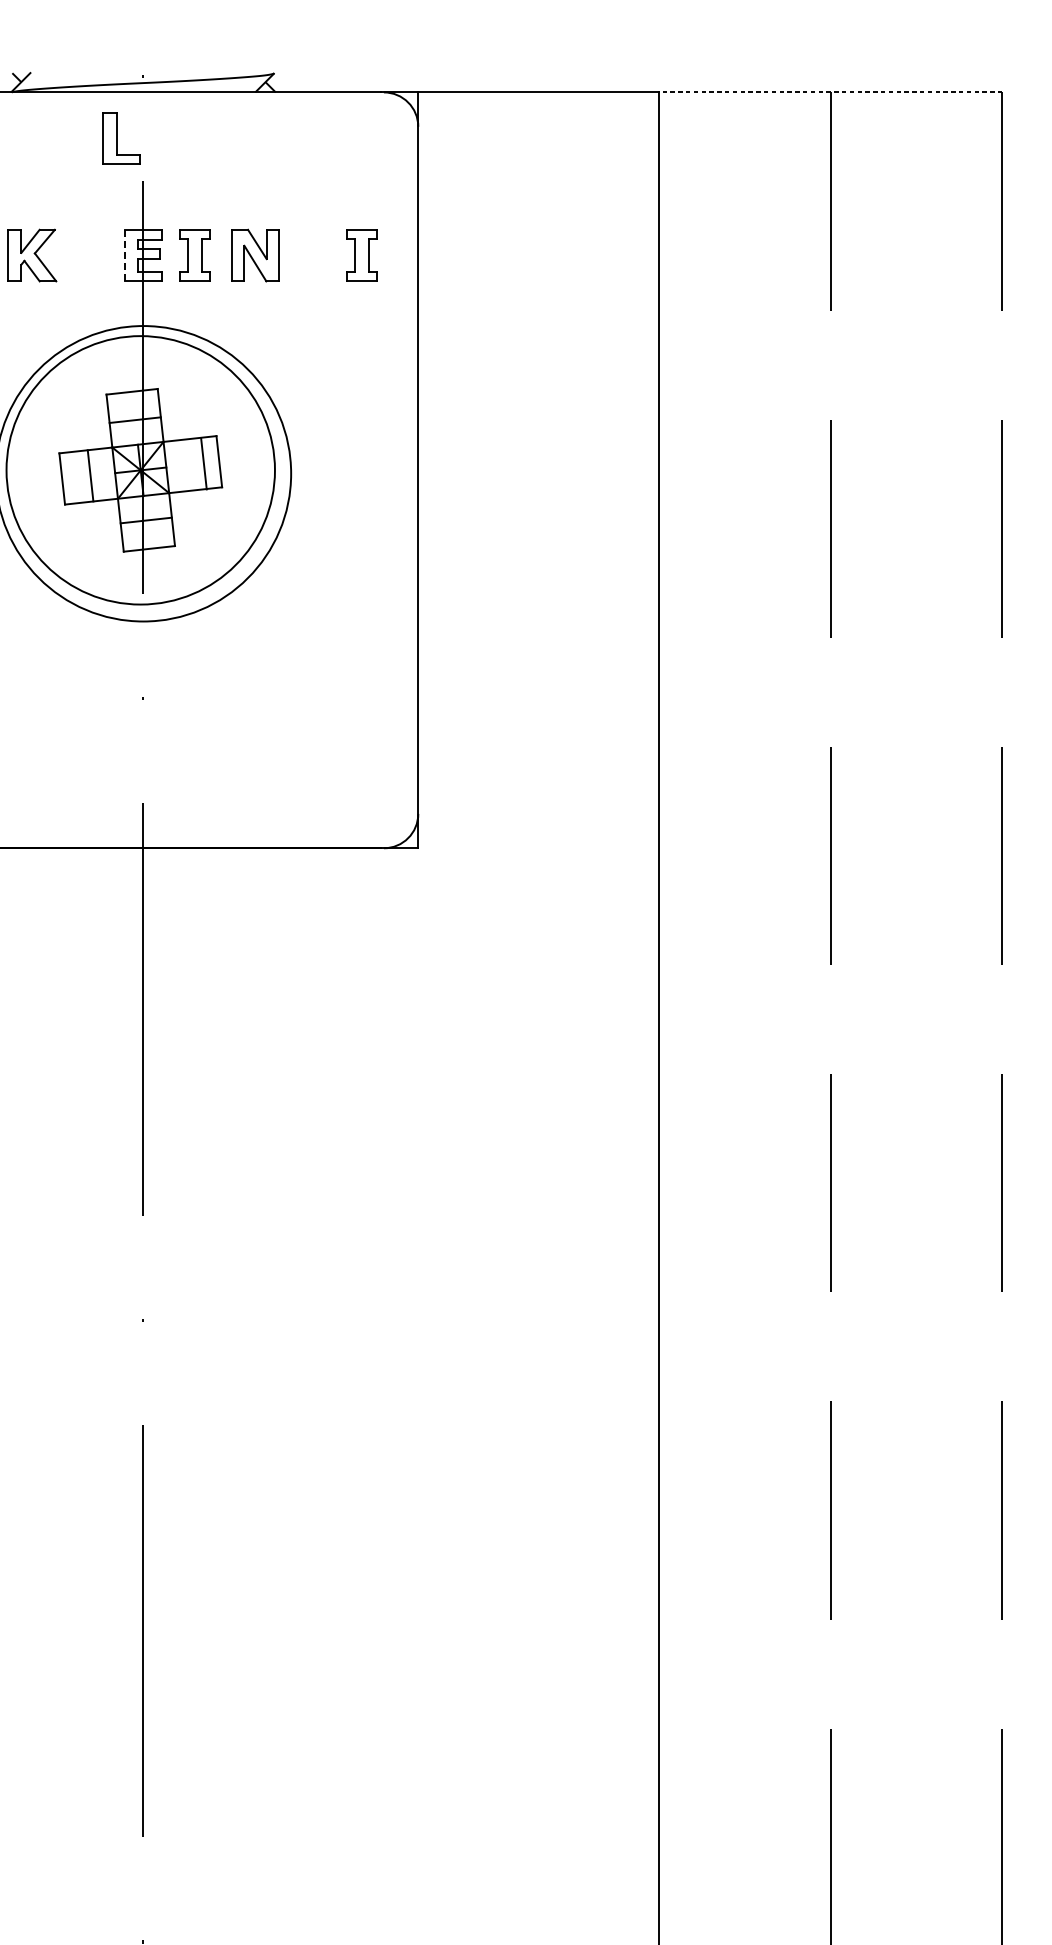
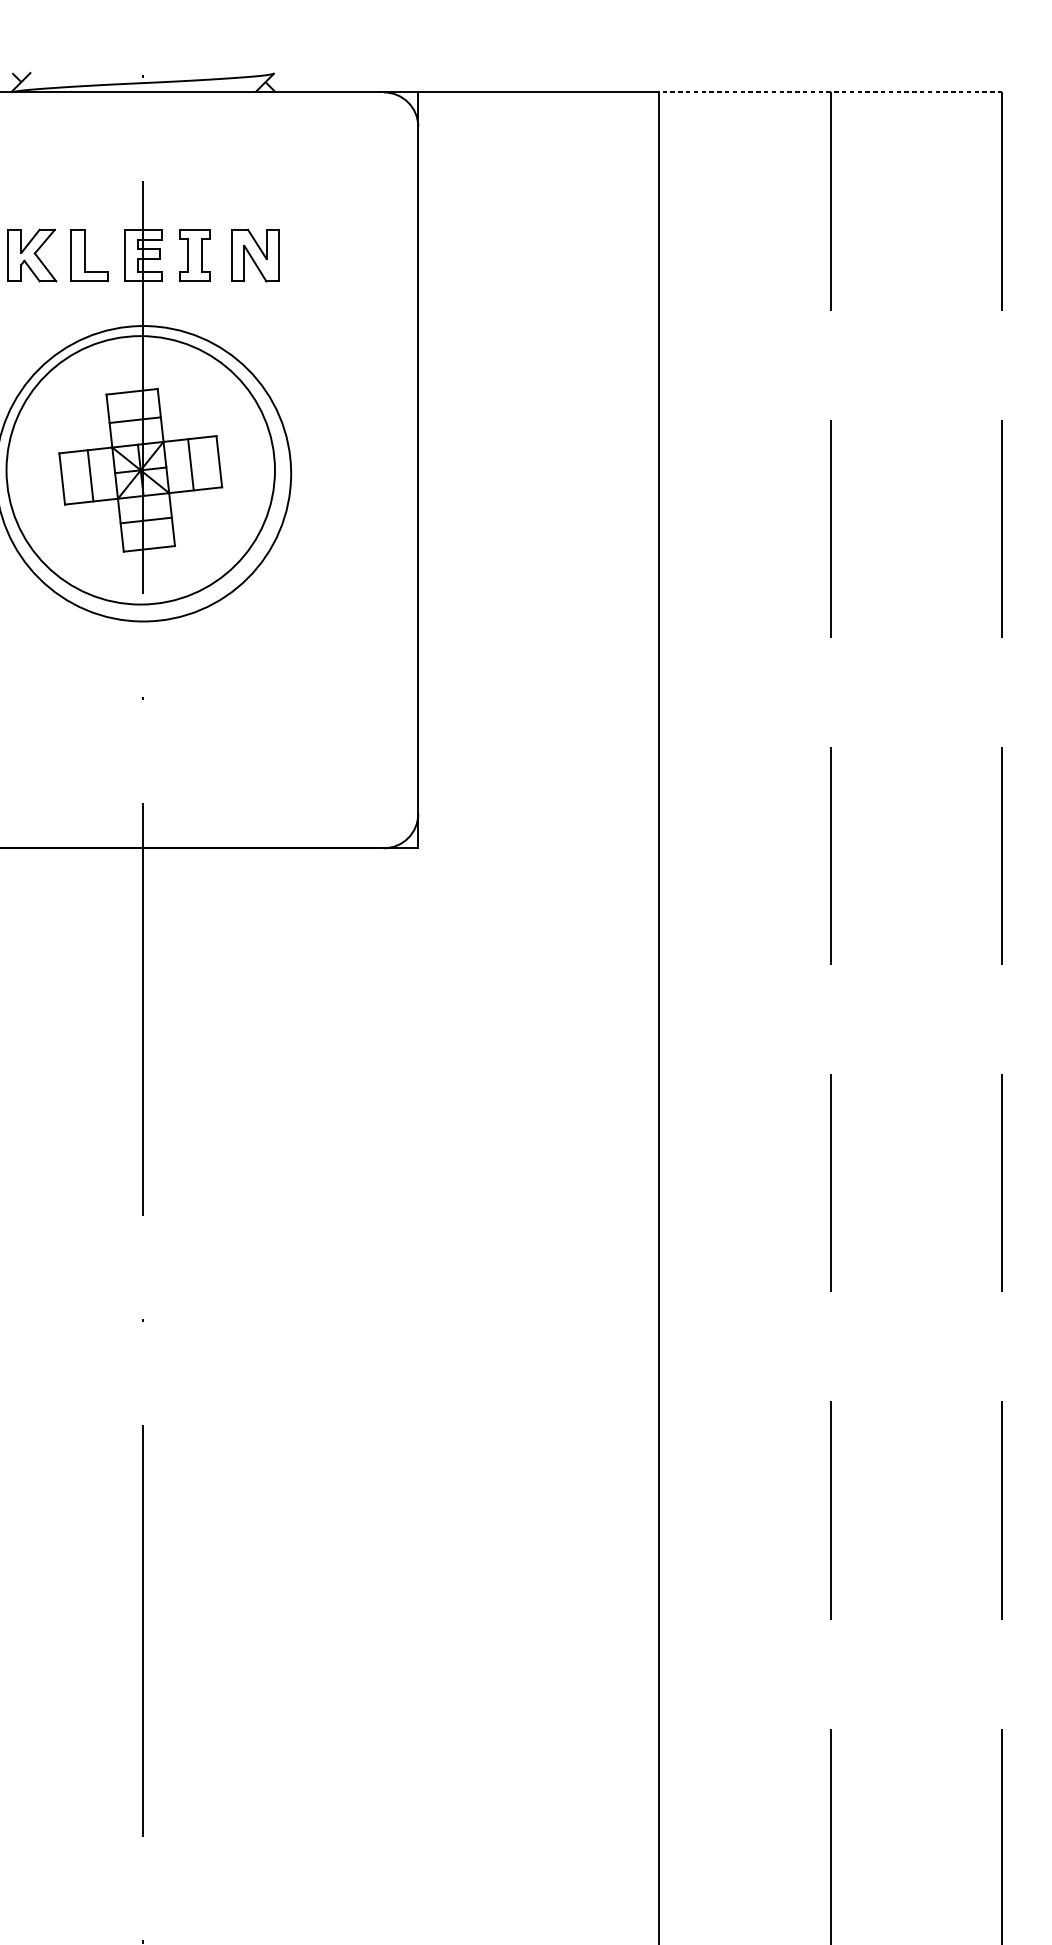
part position: (121, 138) -> (89, 255) (89, 255)
line: dashed -> solid (125, 255)
part: present -> none (361, 255)
line position: (203, 463) -> (190, 464) (190, 464)
